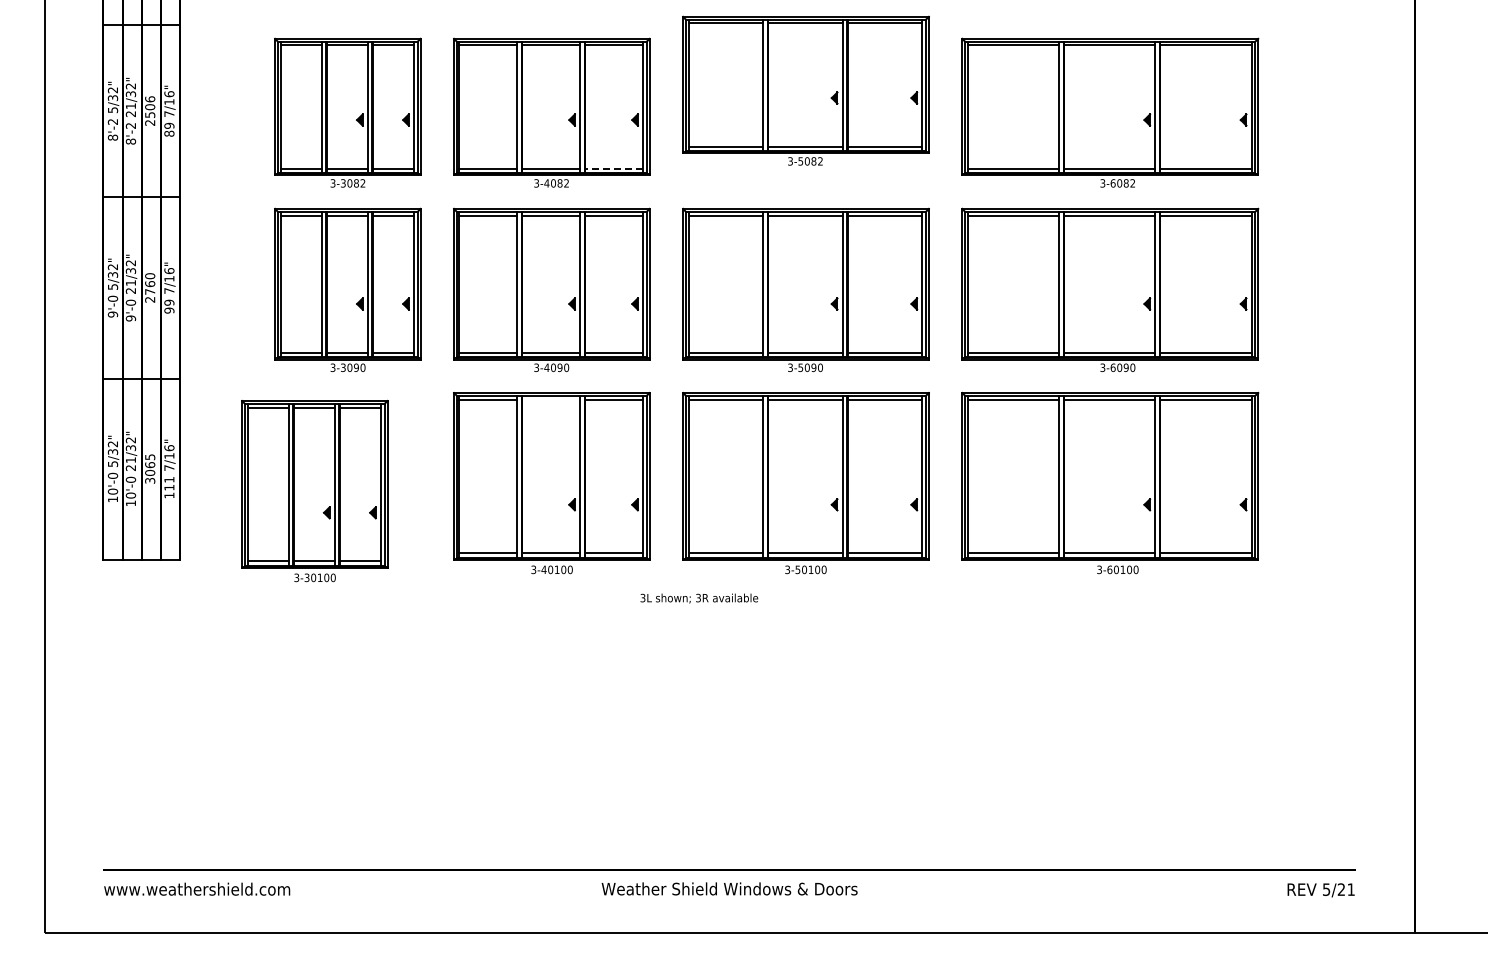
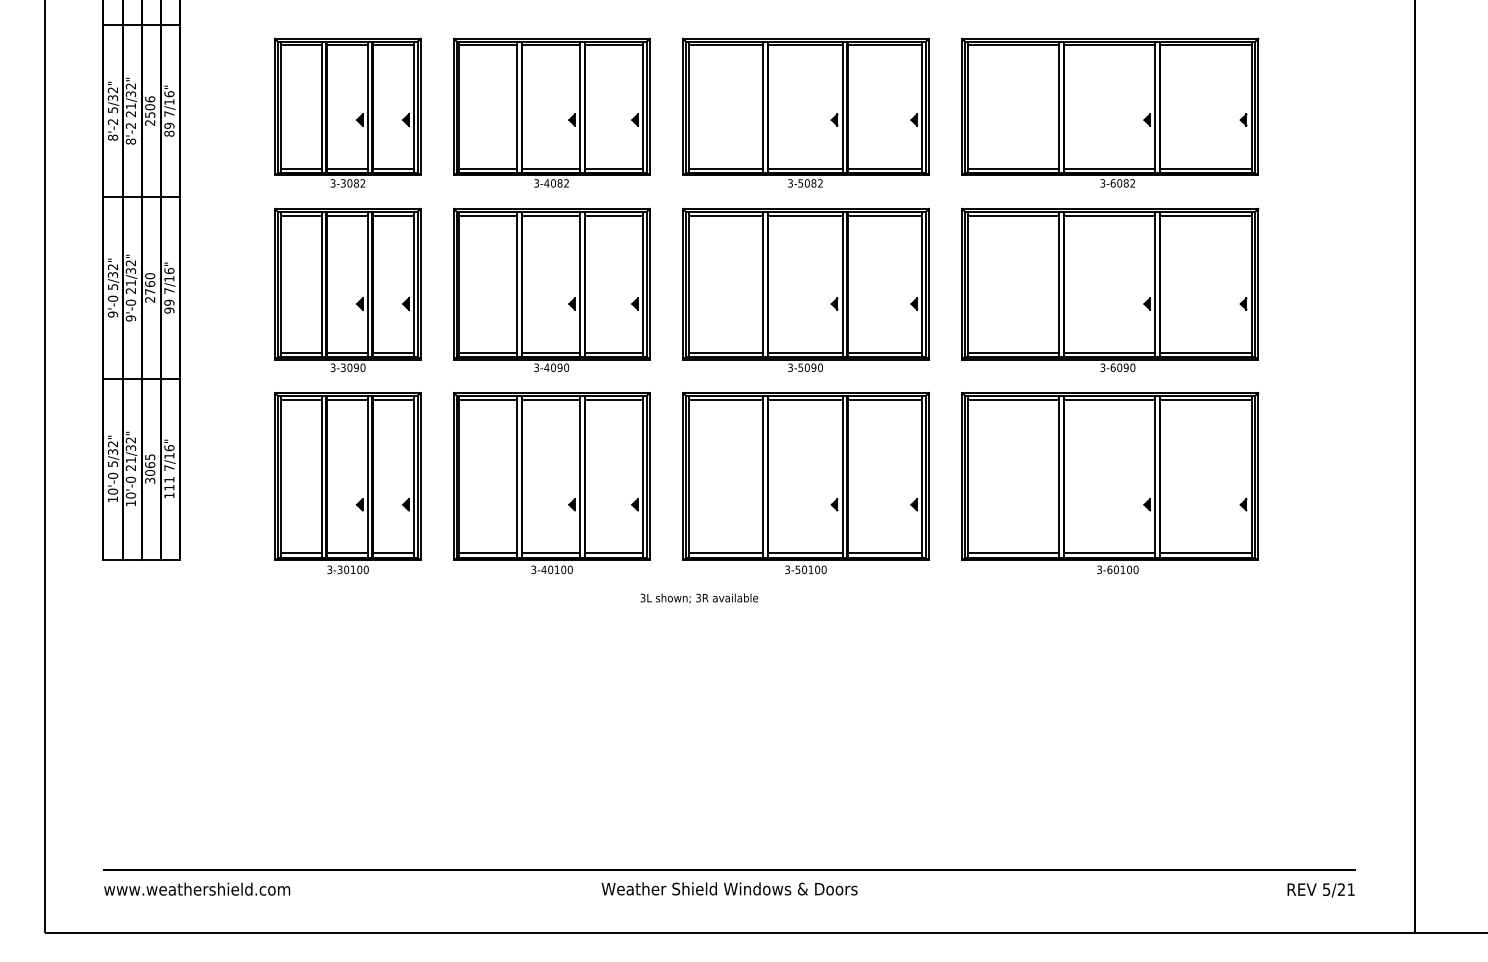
part position: (805, 90) -> (805, 112) (805, 112)
line: dashed -> solid (614, 168)
line: none -> present (551, 399)
part position: (314, 490) -> (347, 482) (347, 482)
